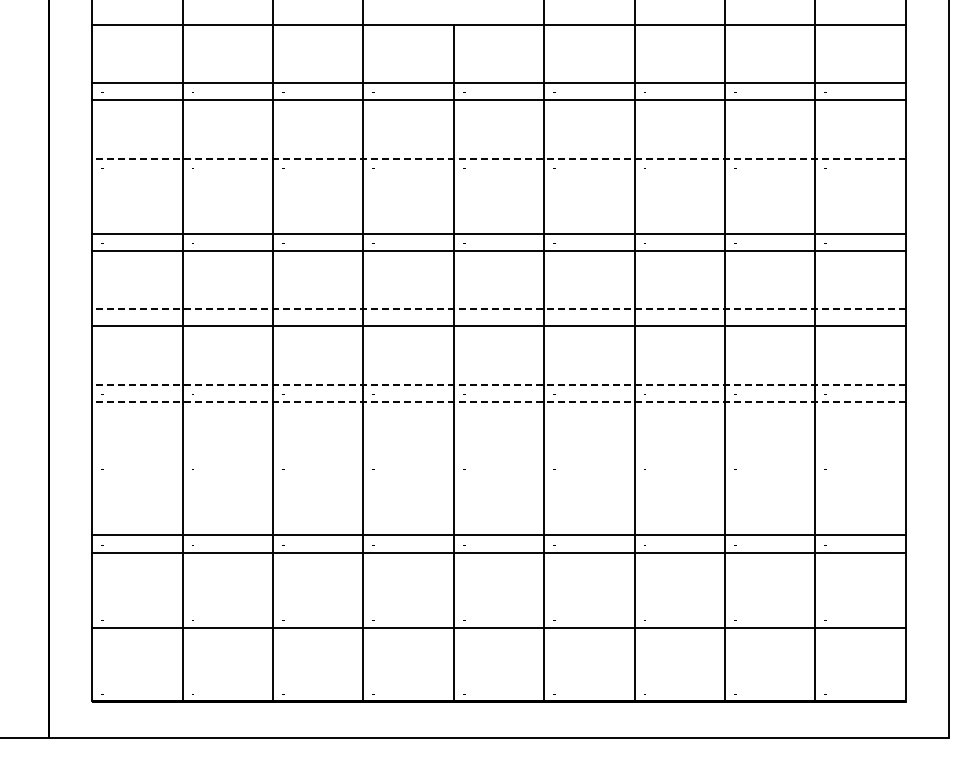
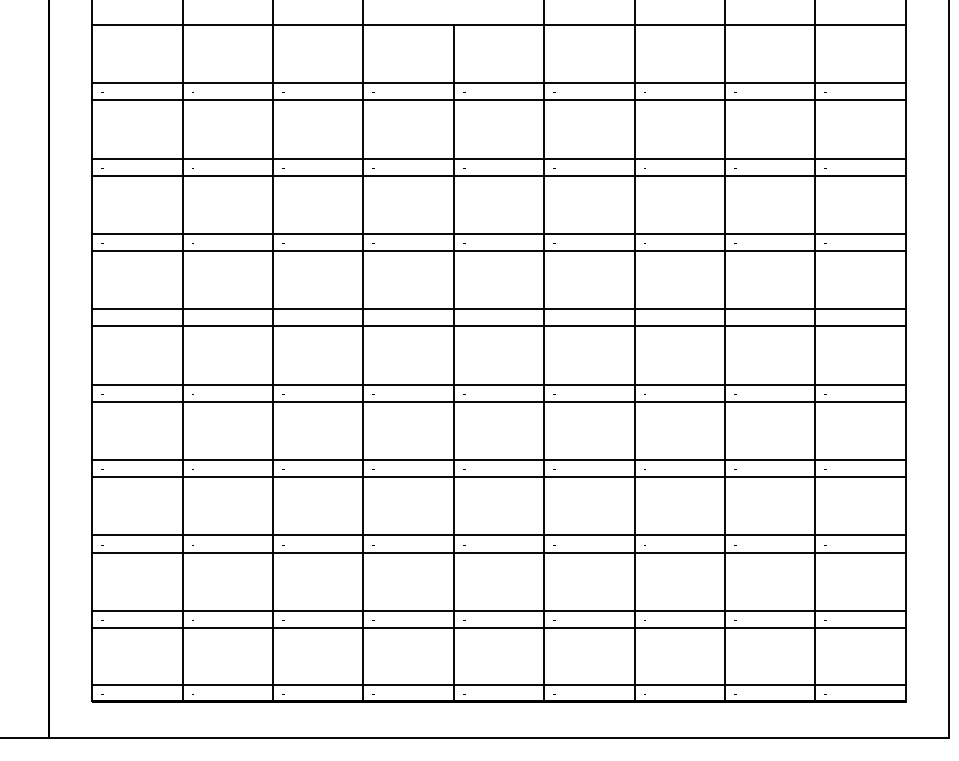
line: dashed -> solid (498, 158)
line: none -> present (498, 175)
line: dashed -> solid (498, 309)
line: dashed -> solid (498, 384)
line: dashed -> solid (498, 401)
line: none -> present (498, 460)
line: none -> present (498, 477)
line: none -> present (498, 610)
line: none -> present (498, 684)
